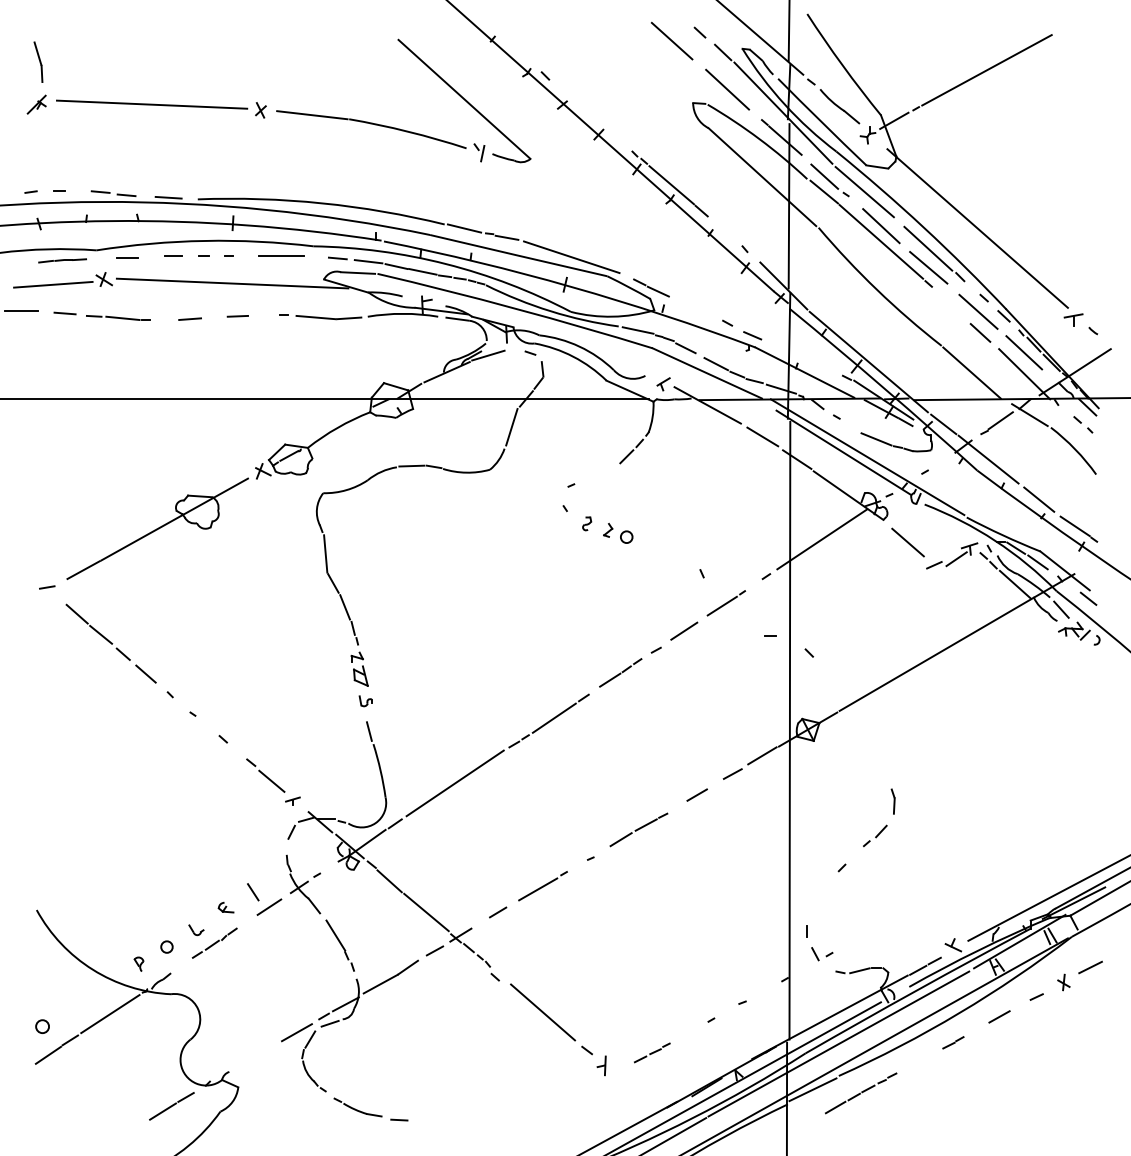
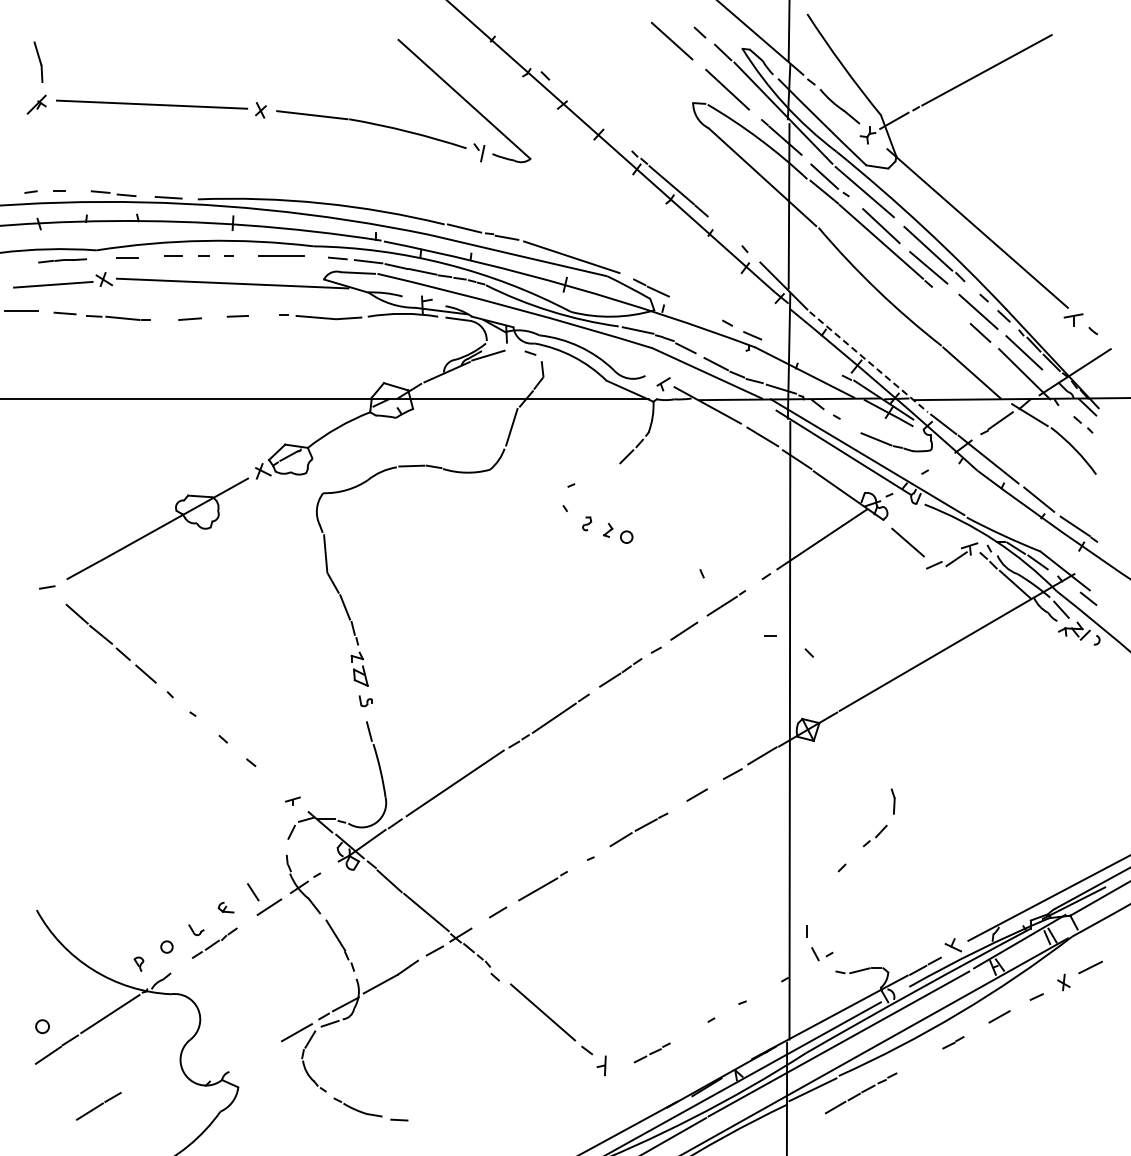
line: solid -> dashed (868, 362)
line: present -> none (271, 780)
line position: (171, 1106) -> (98, 1106) (98, 1106)
